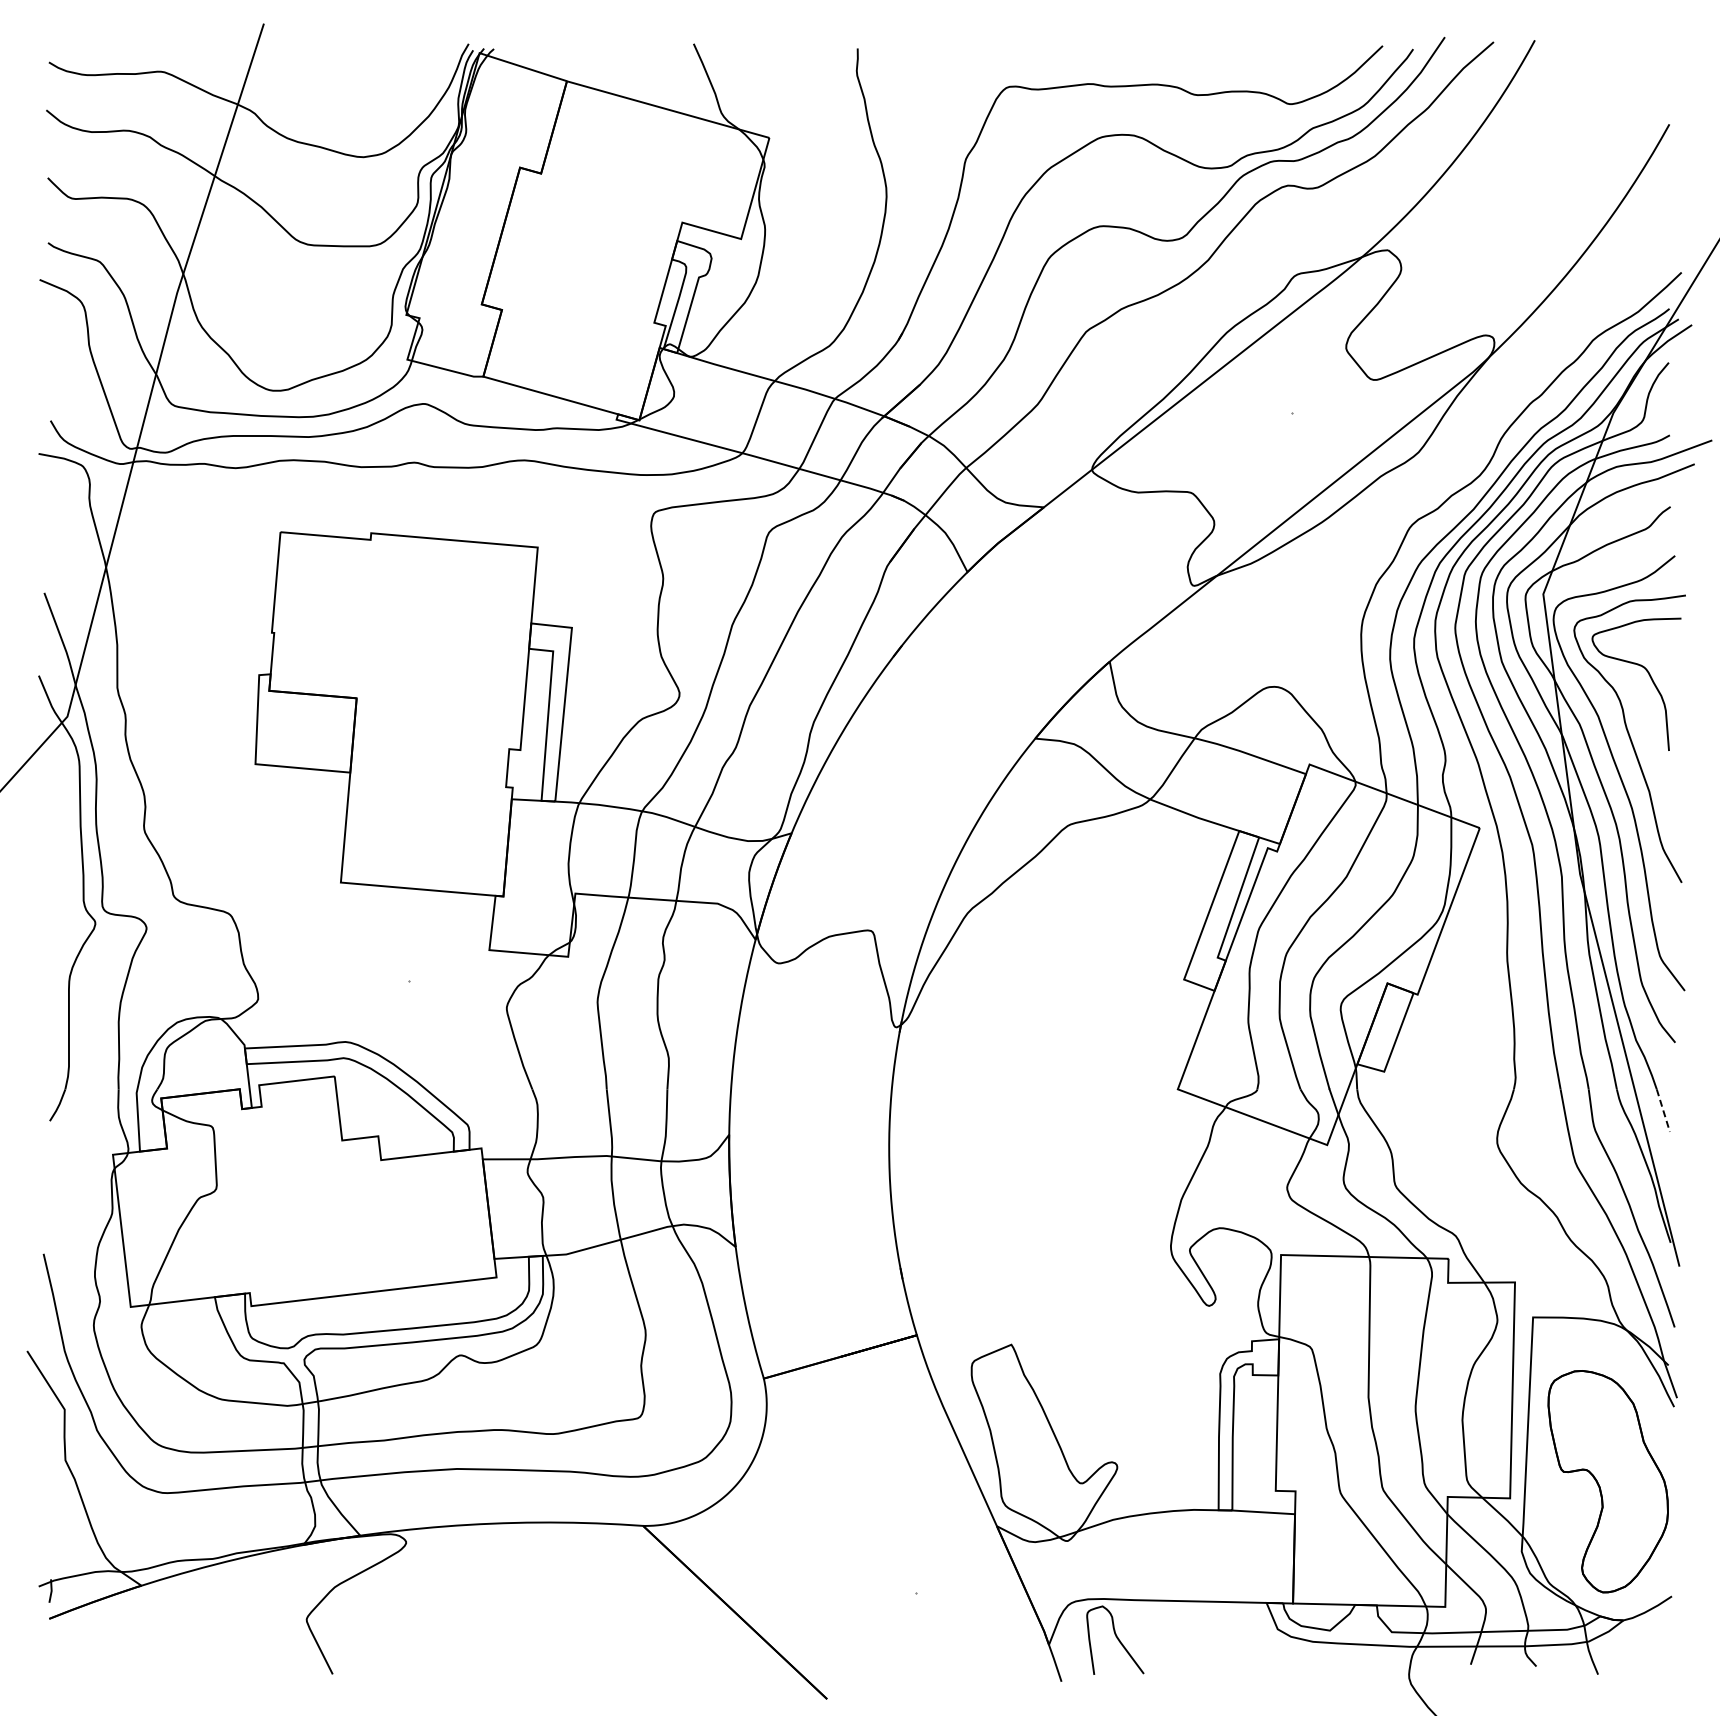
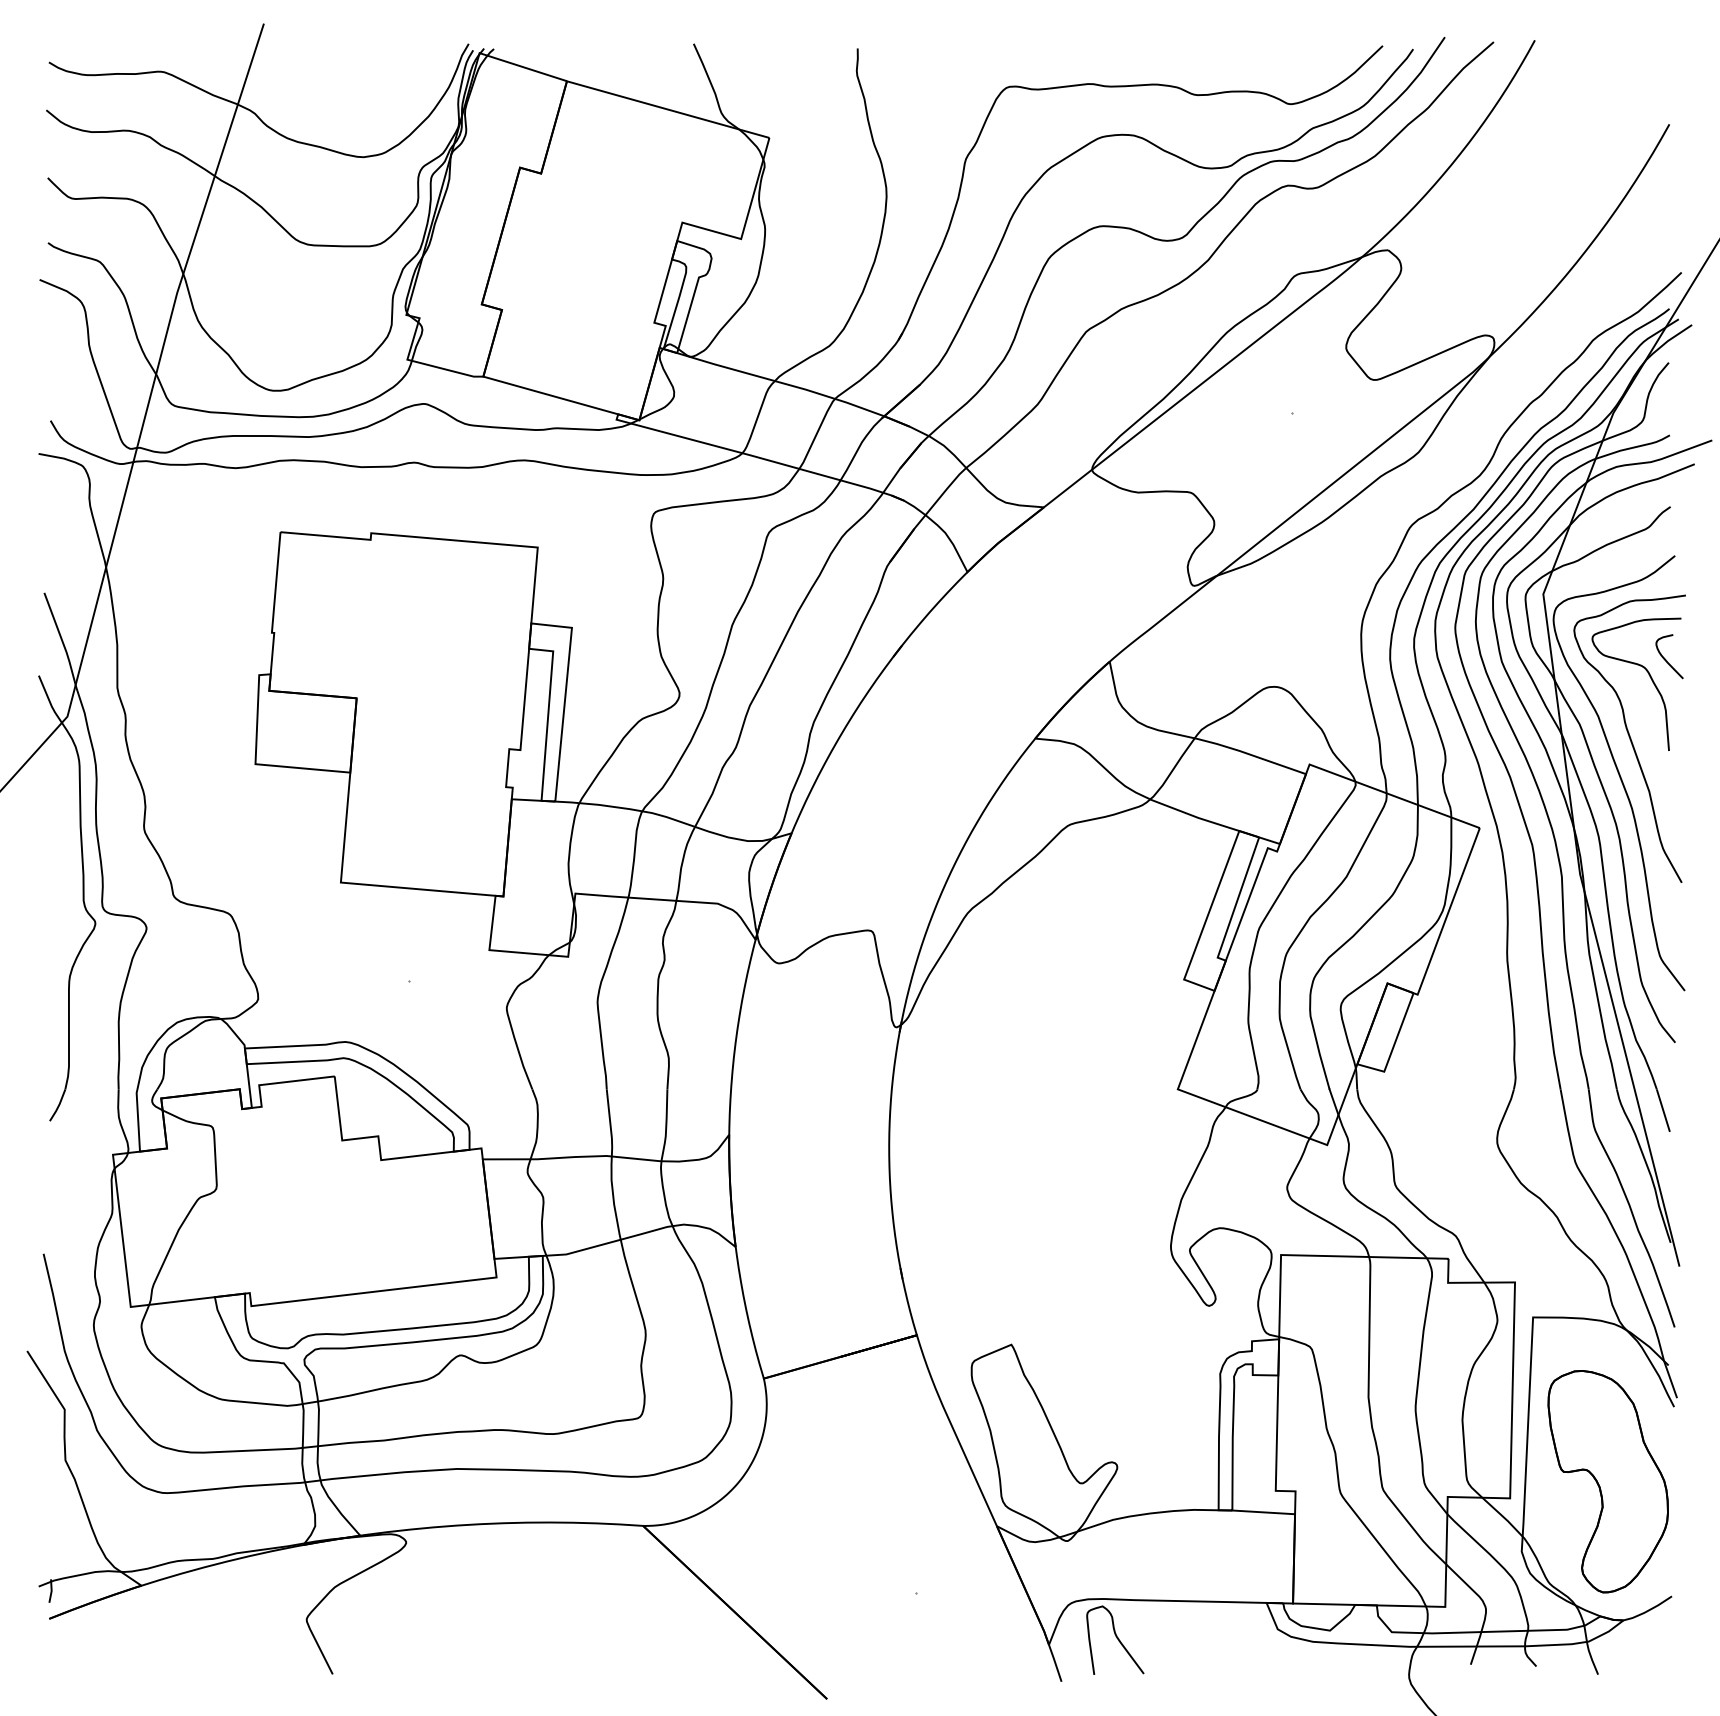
curve: none -> present (1666, 659)
line: dashed -> solid (1663, 1111)
